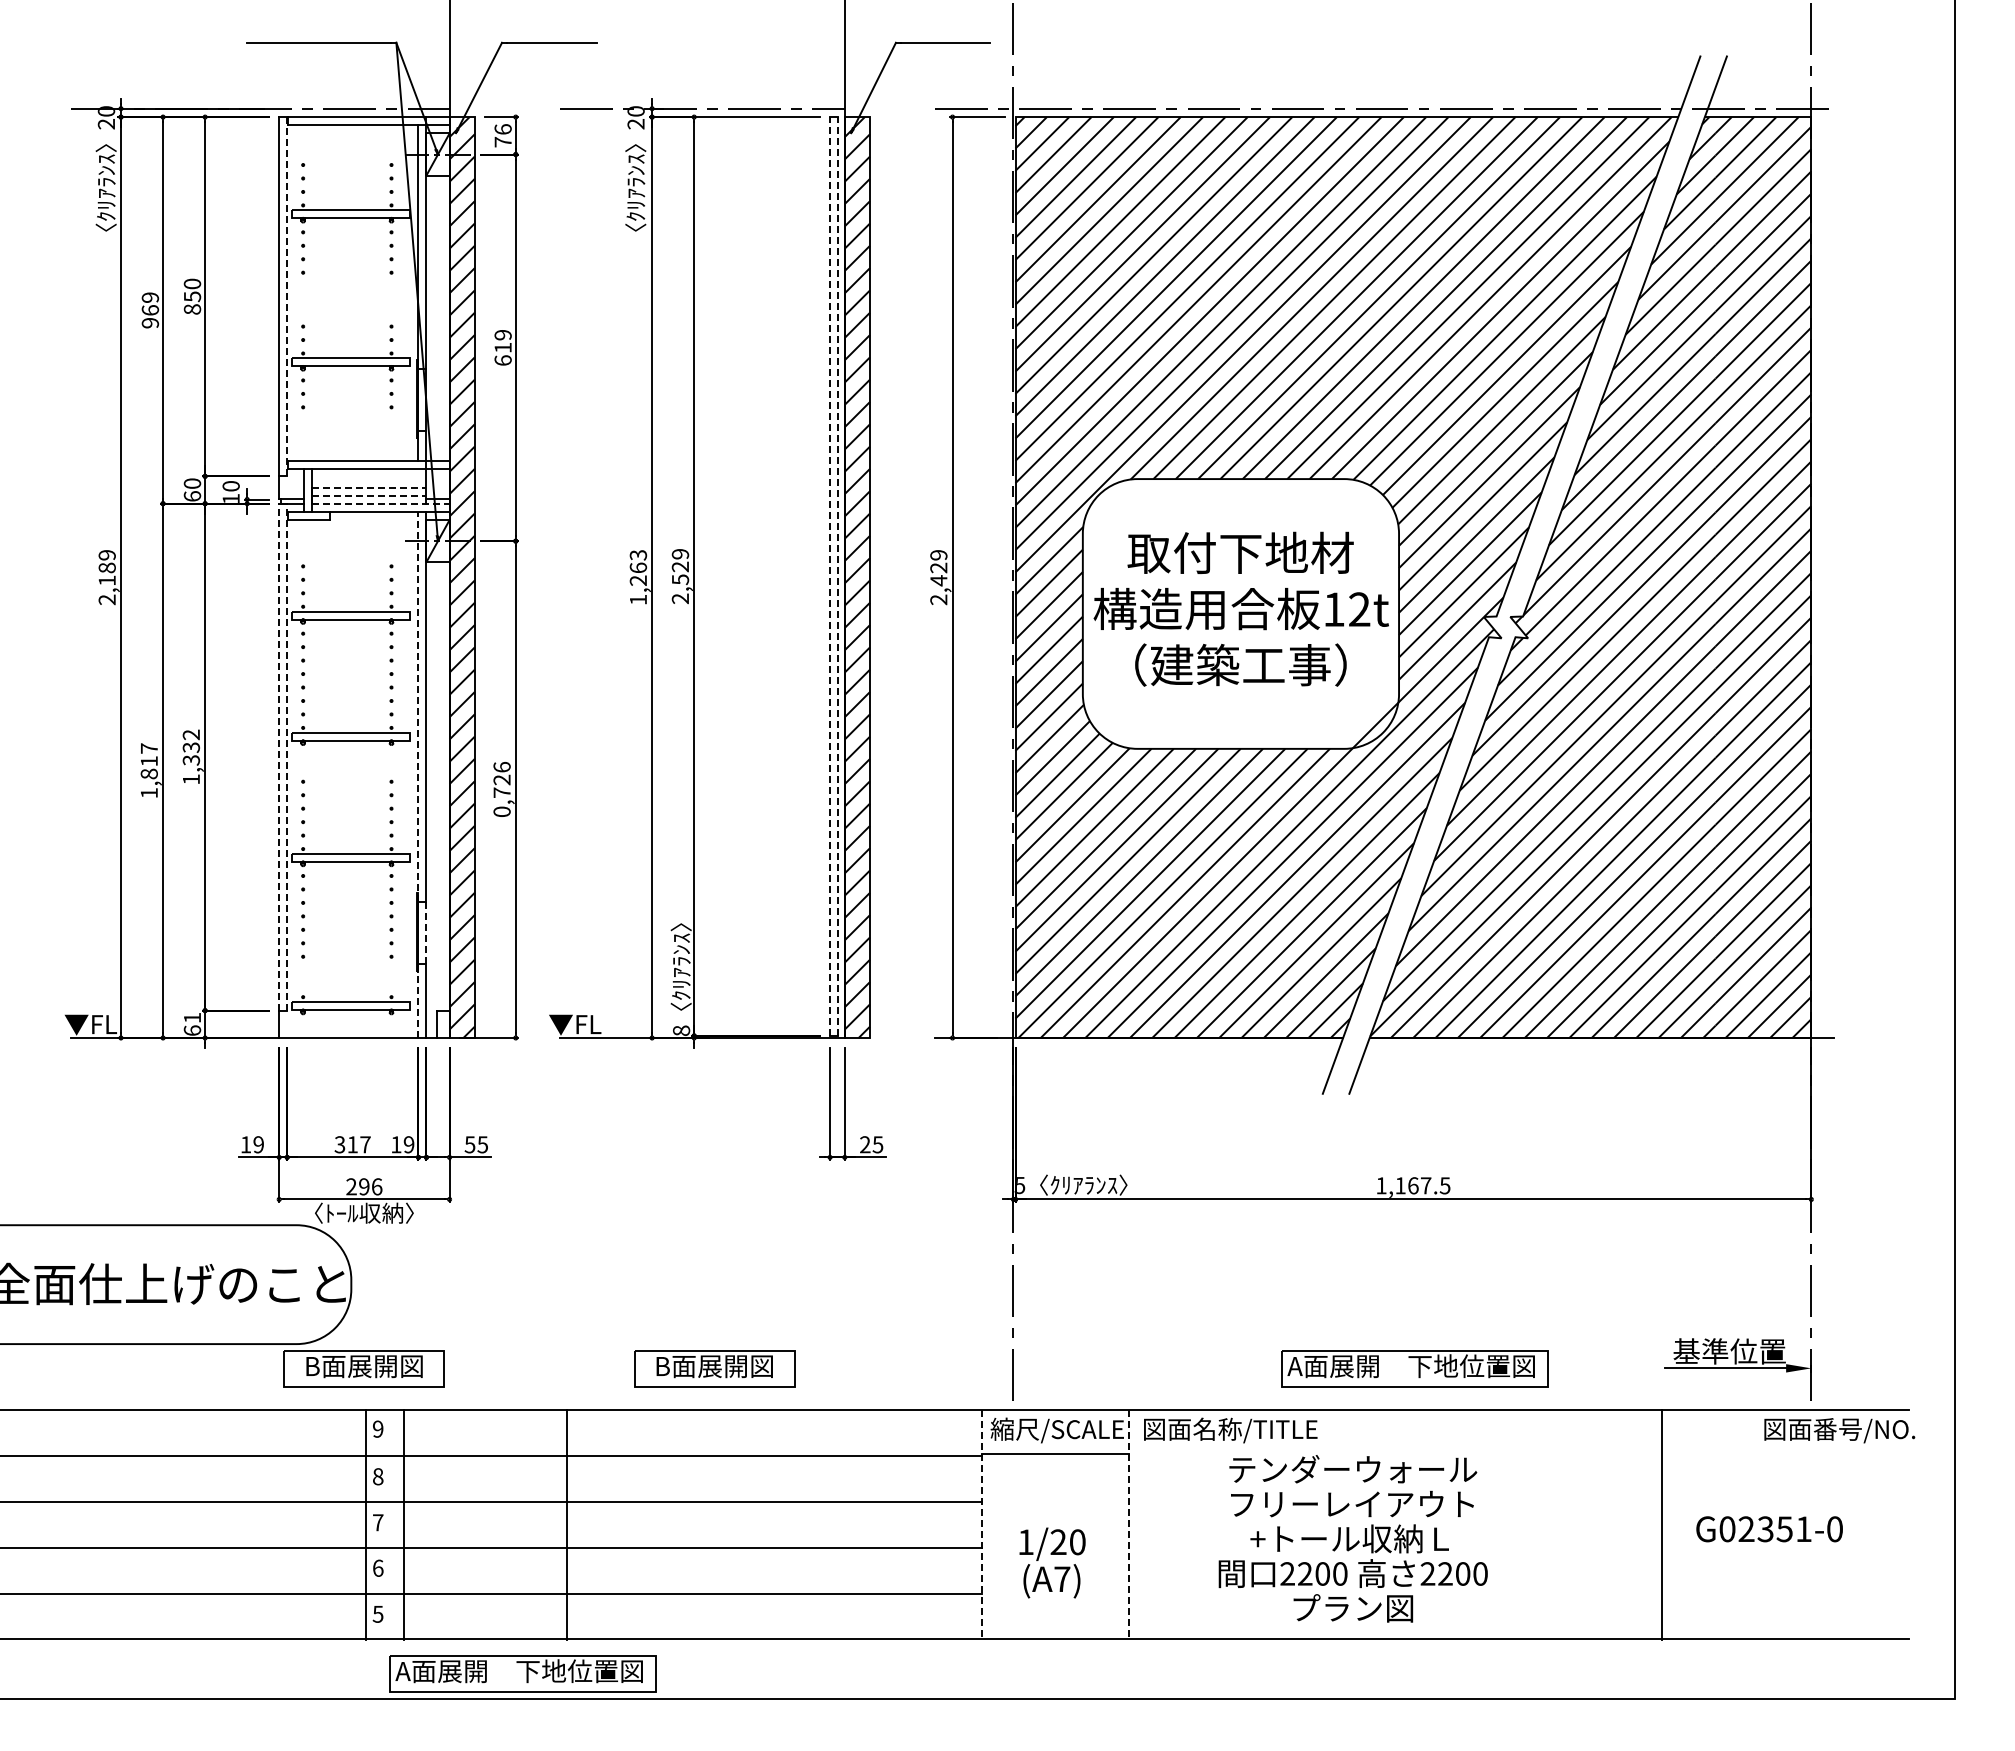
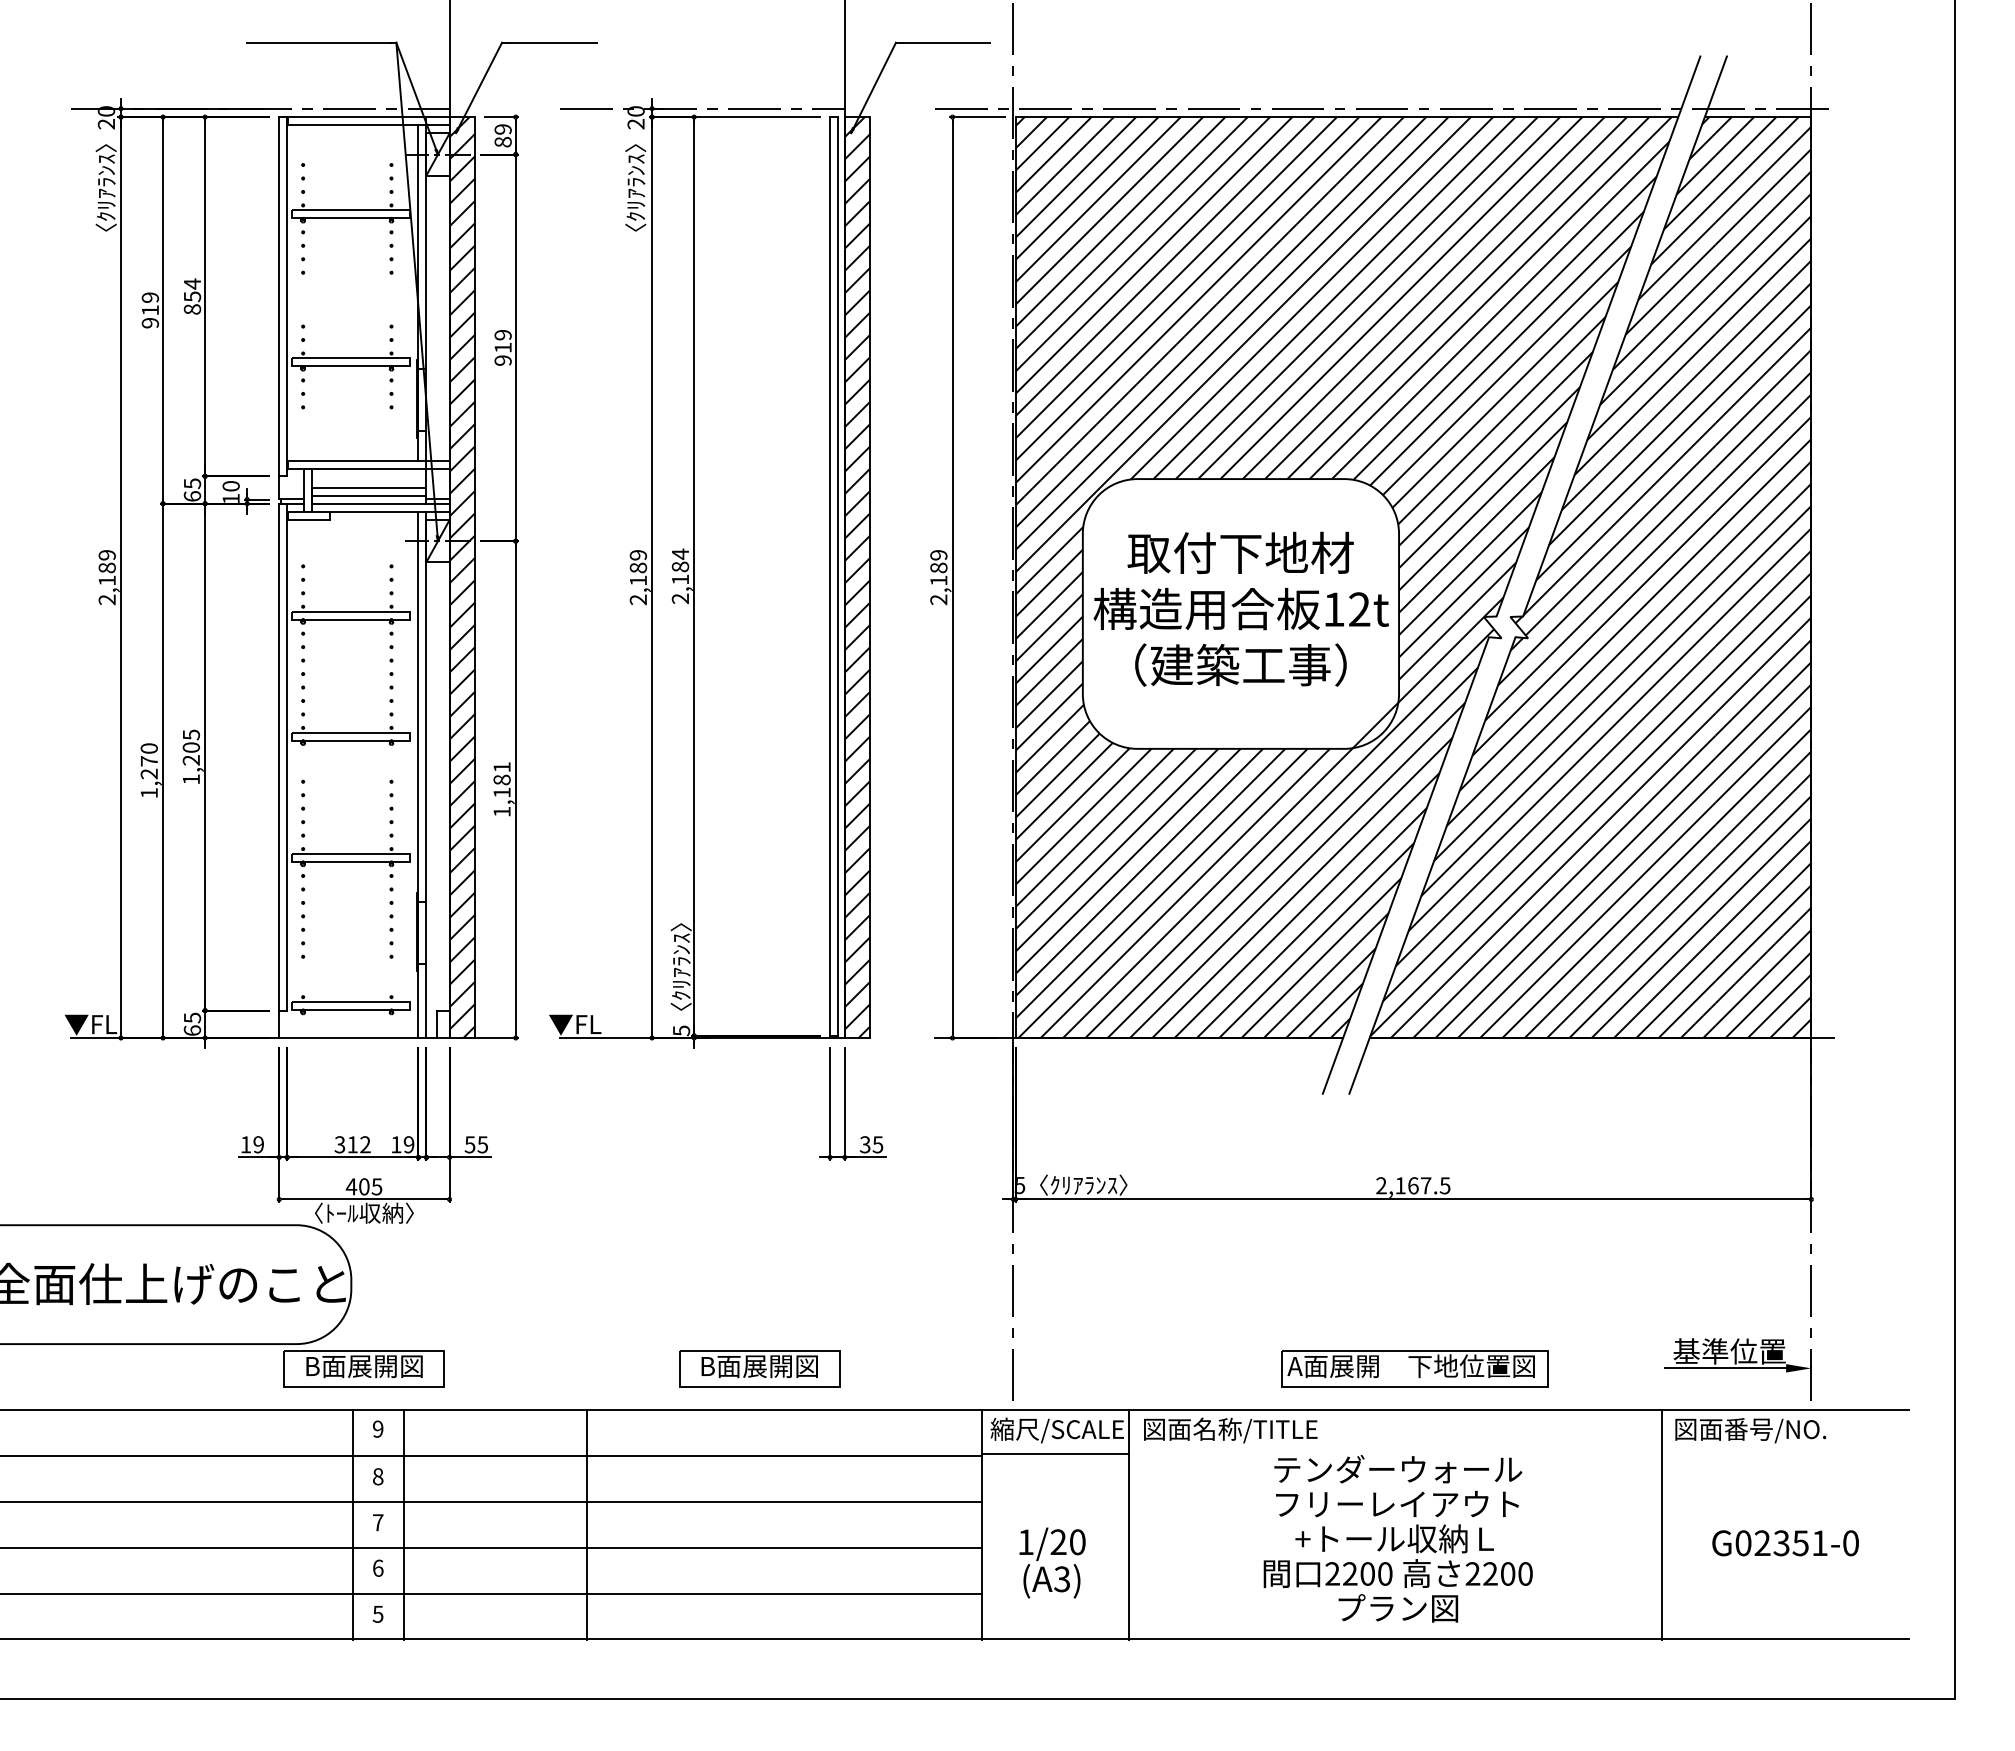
text: 76 -> 89 (502, 135)
text: 850 -> 854 (192, 283)
line: dashed -> solid (287, 296)
text: 969 -> 919 (150, 310)
text: 619 -> 919 (502, 360)
text: 60 -> 65 (192, 483)
line: dashed -> solid (369, 487)
line: dashed -> solid (369, 495)
line: dashed -> solid (381, 503)
text: 2,529 -> 2,184 (680, 566)
text: 2,429 -> 2,189 (938, 574)
line: dashed -> solid (830, 575)
line: dashed -> solid (838, 575)
text: 1,263 -> 2,189 (637, 577)
line: dashed -> solid (418, 706)
text: 1,332 -> 1,205 (191, 747)
line: dashed -> solid (279, 756)
line: dashed -> solid (287, 756)
text: 1,817 -> 1,270 (148, 761)
text: 0,726 -> 1,181 (501, 788)
line: dashed -> solid (426, 933)
line: dashed -> solid (418, 1000)
text: 61 -> 65 (192, 1017)
text: 8 -> 5 (681, 1030)
text: 317 -> 312 (365, 1144)
text: 25 -> 35 (865, 1144)
text: 1,167.5 -> 2,167.5 (1381, 1185)
text: 296 -> 405 (363, 1186)
part position: (714, 1368) -> (759, 1368) (759, 1368)
text position: (1839, 1430) -> (1750, 1430) (1750, 1430)
line position: (365, 1524) -> (352, 1524) (352, 1524)
line position: (567, 1524) -> (587, 1524) (587, 1524)
line: dashed -> solid (981, 1524)
line: dashed -> solid (1128, 1524)
text position: (1769, 1529) -> (1785, 1543) (1785, 1543)
text position: (1352, 1538) -> (1397, 1538) (1397, 1538)
text: (A7) -> (A3) (1062, 1579)
part: present -> none (522, 1673)
